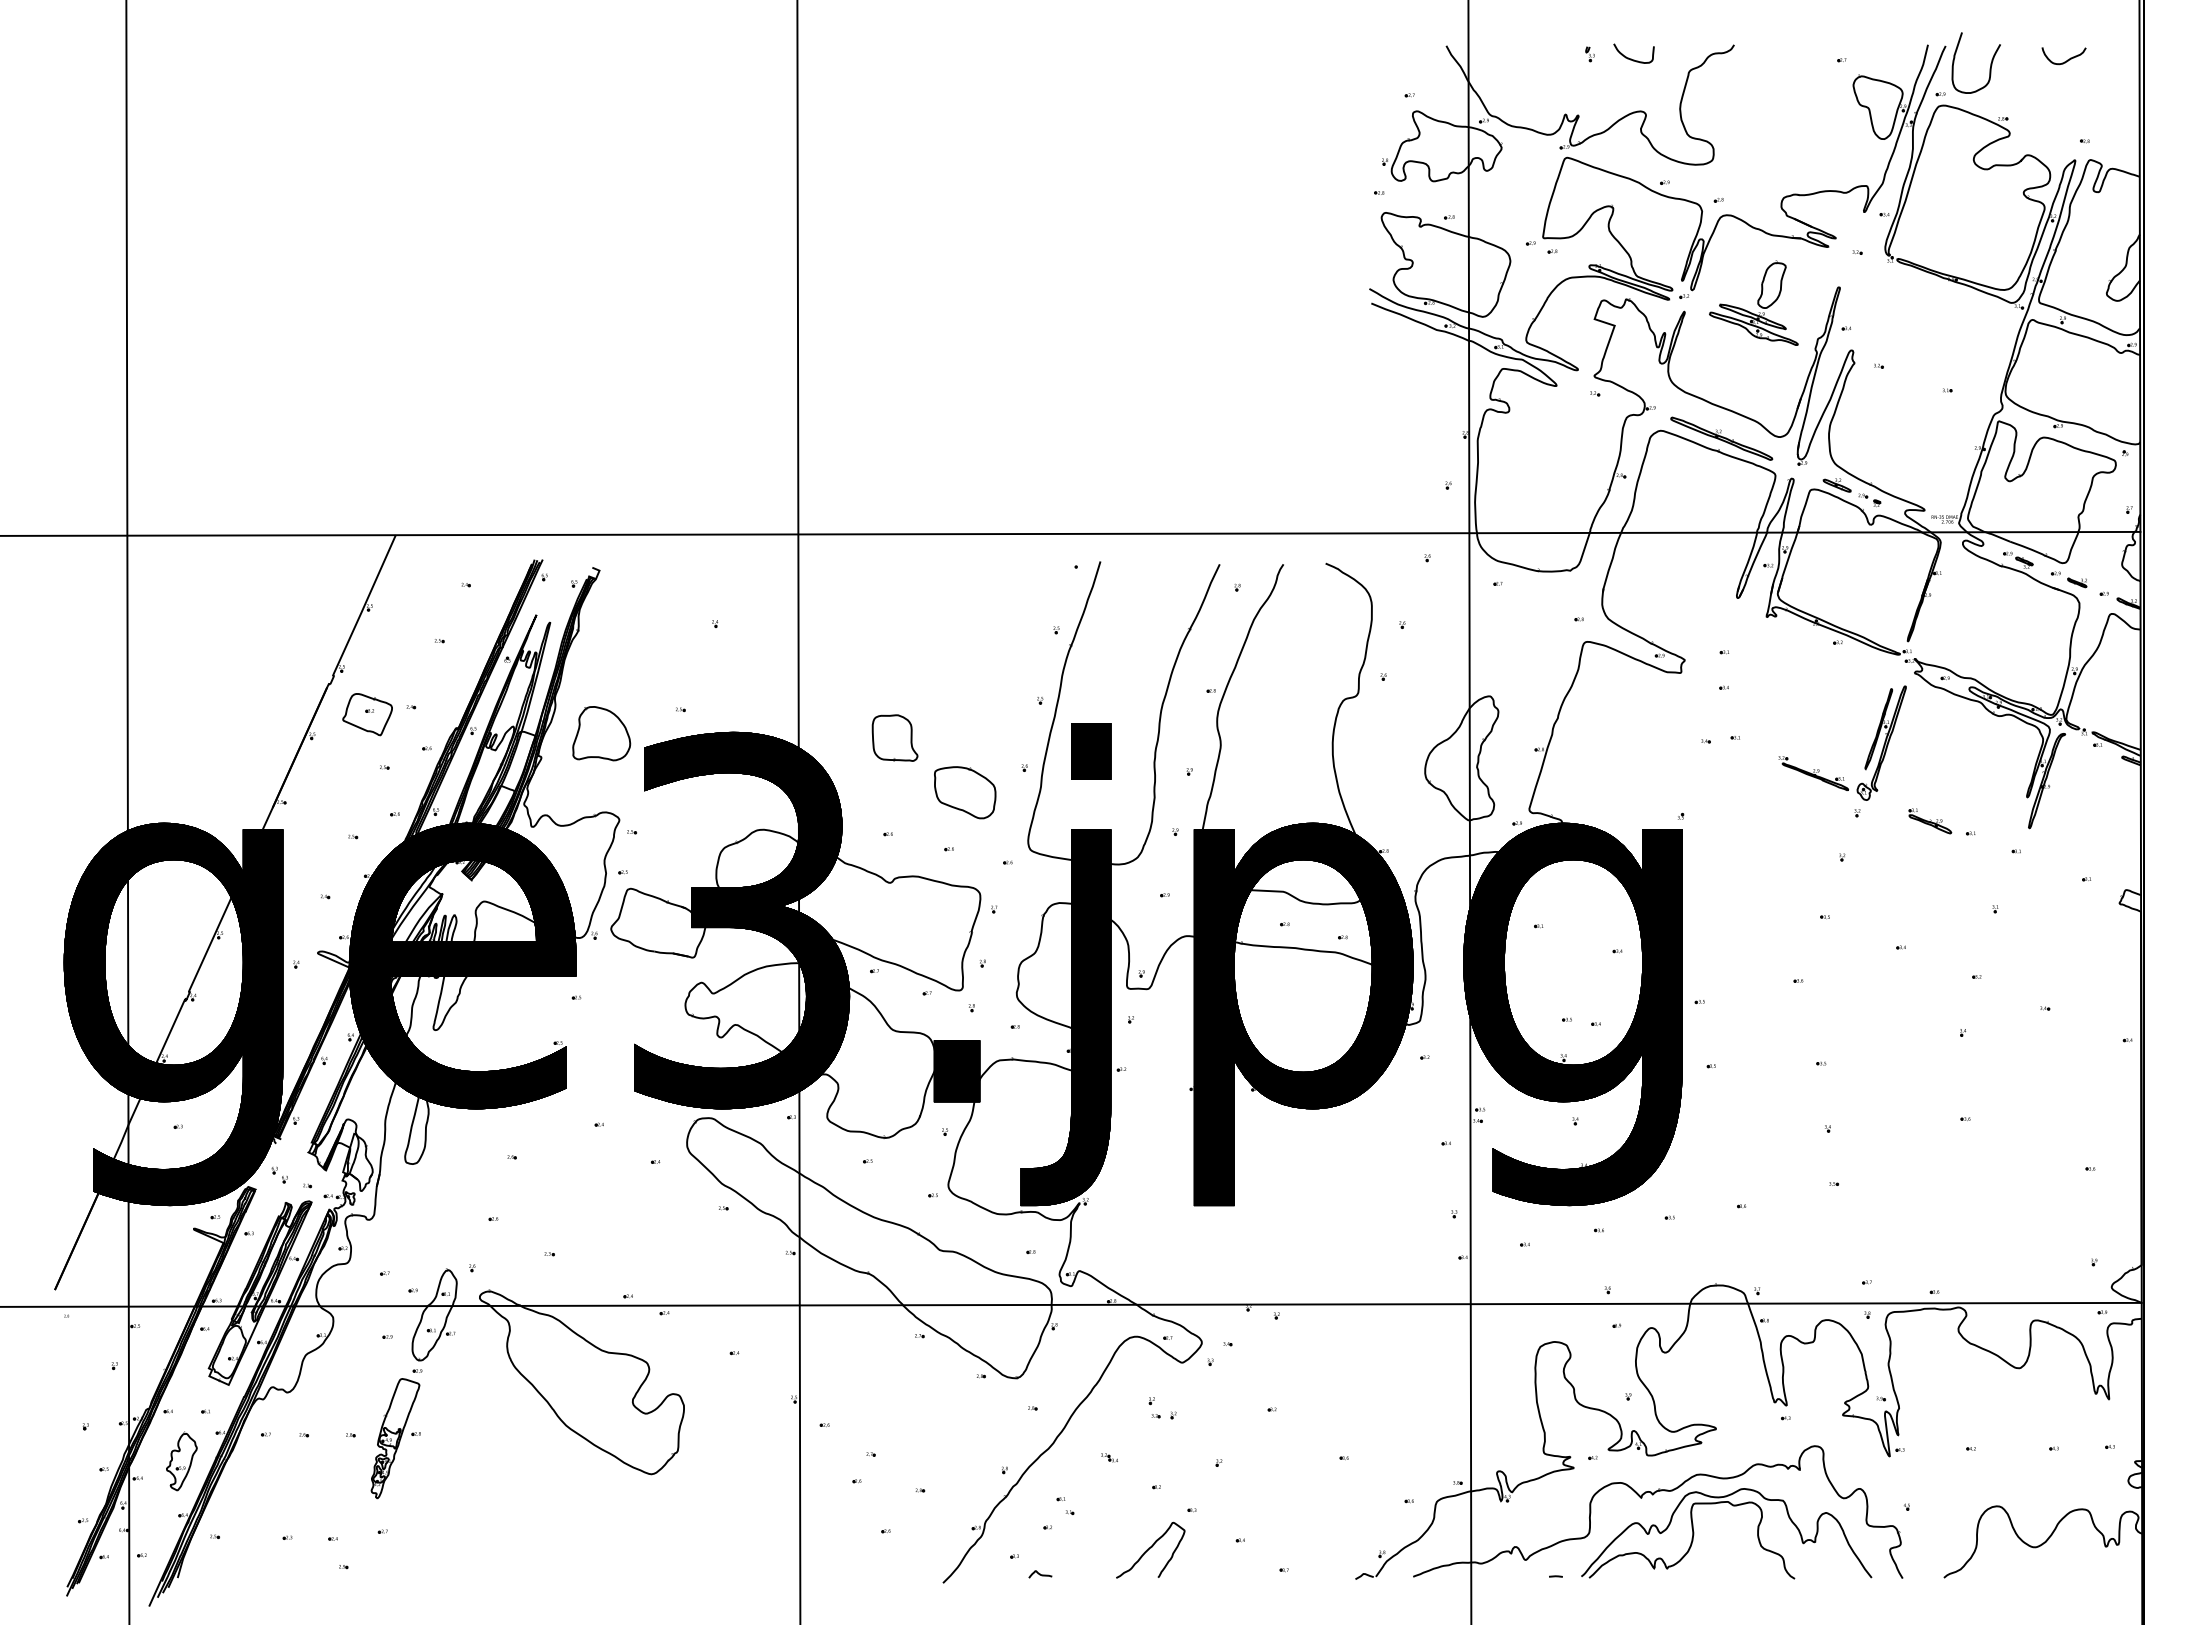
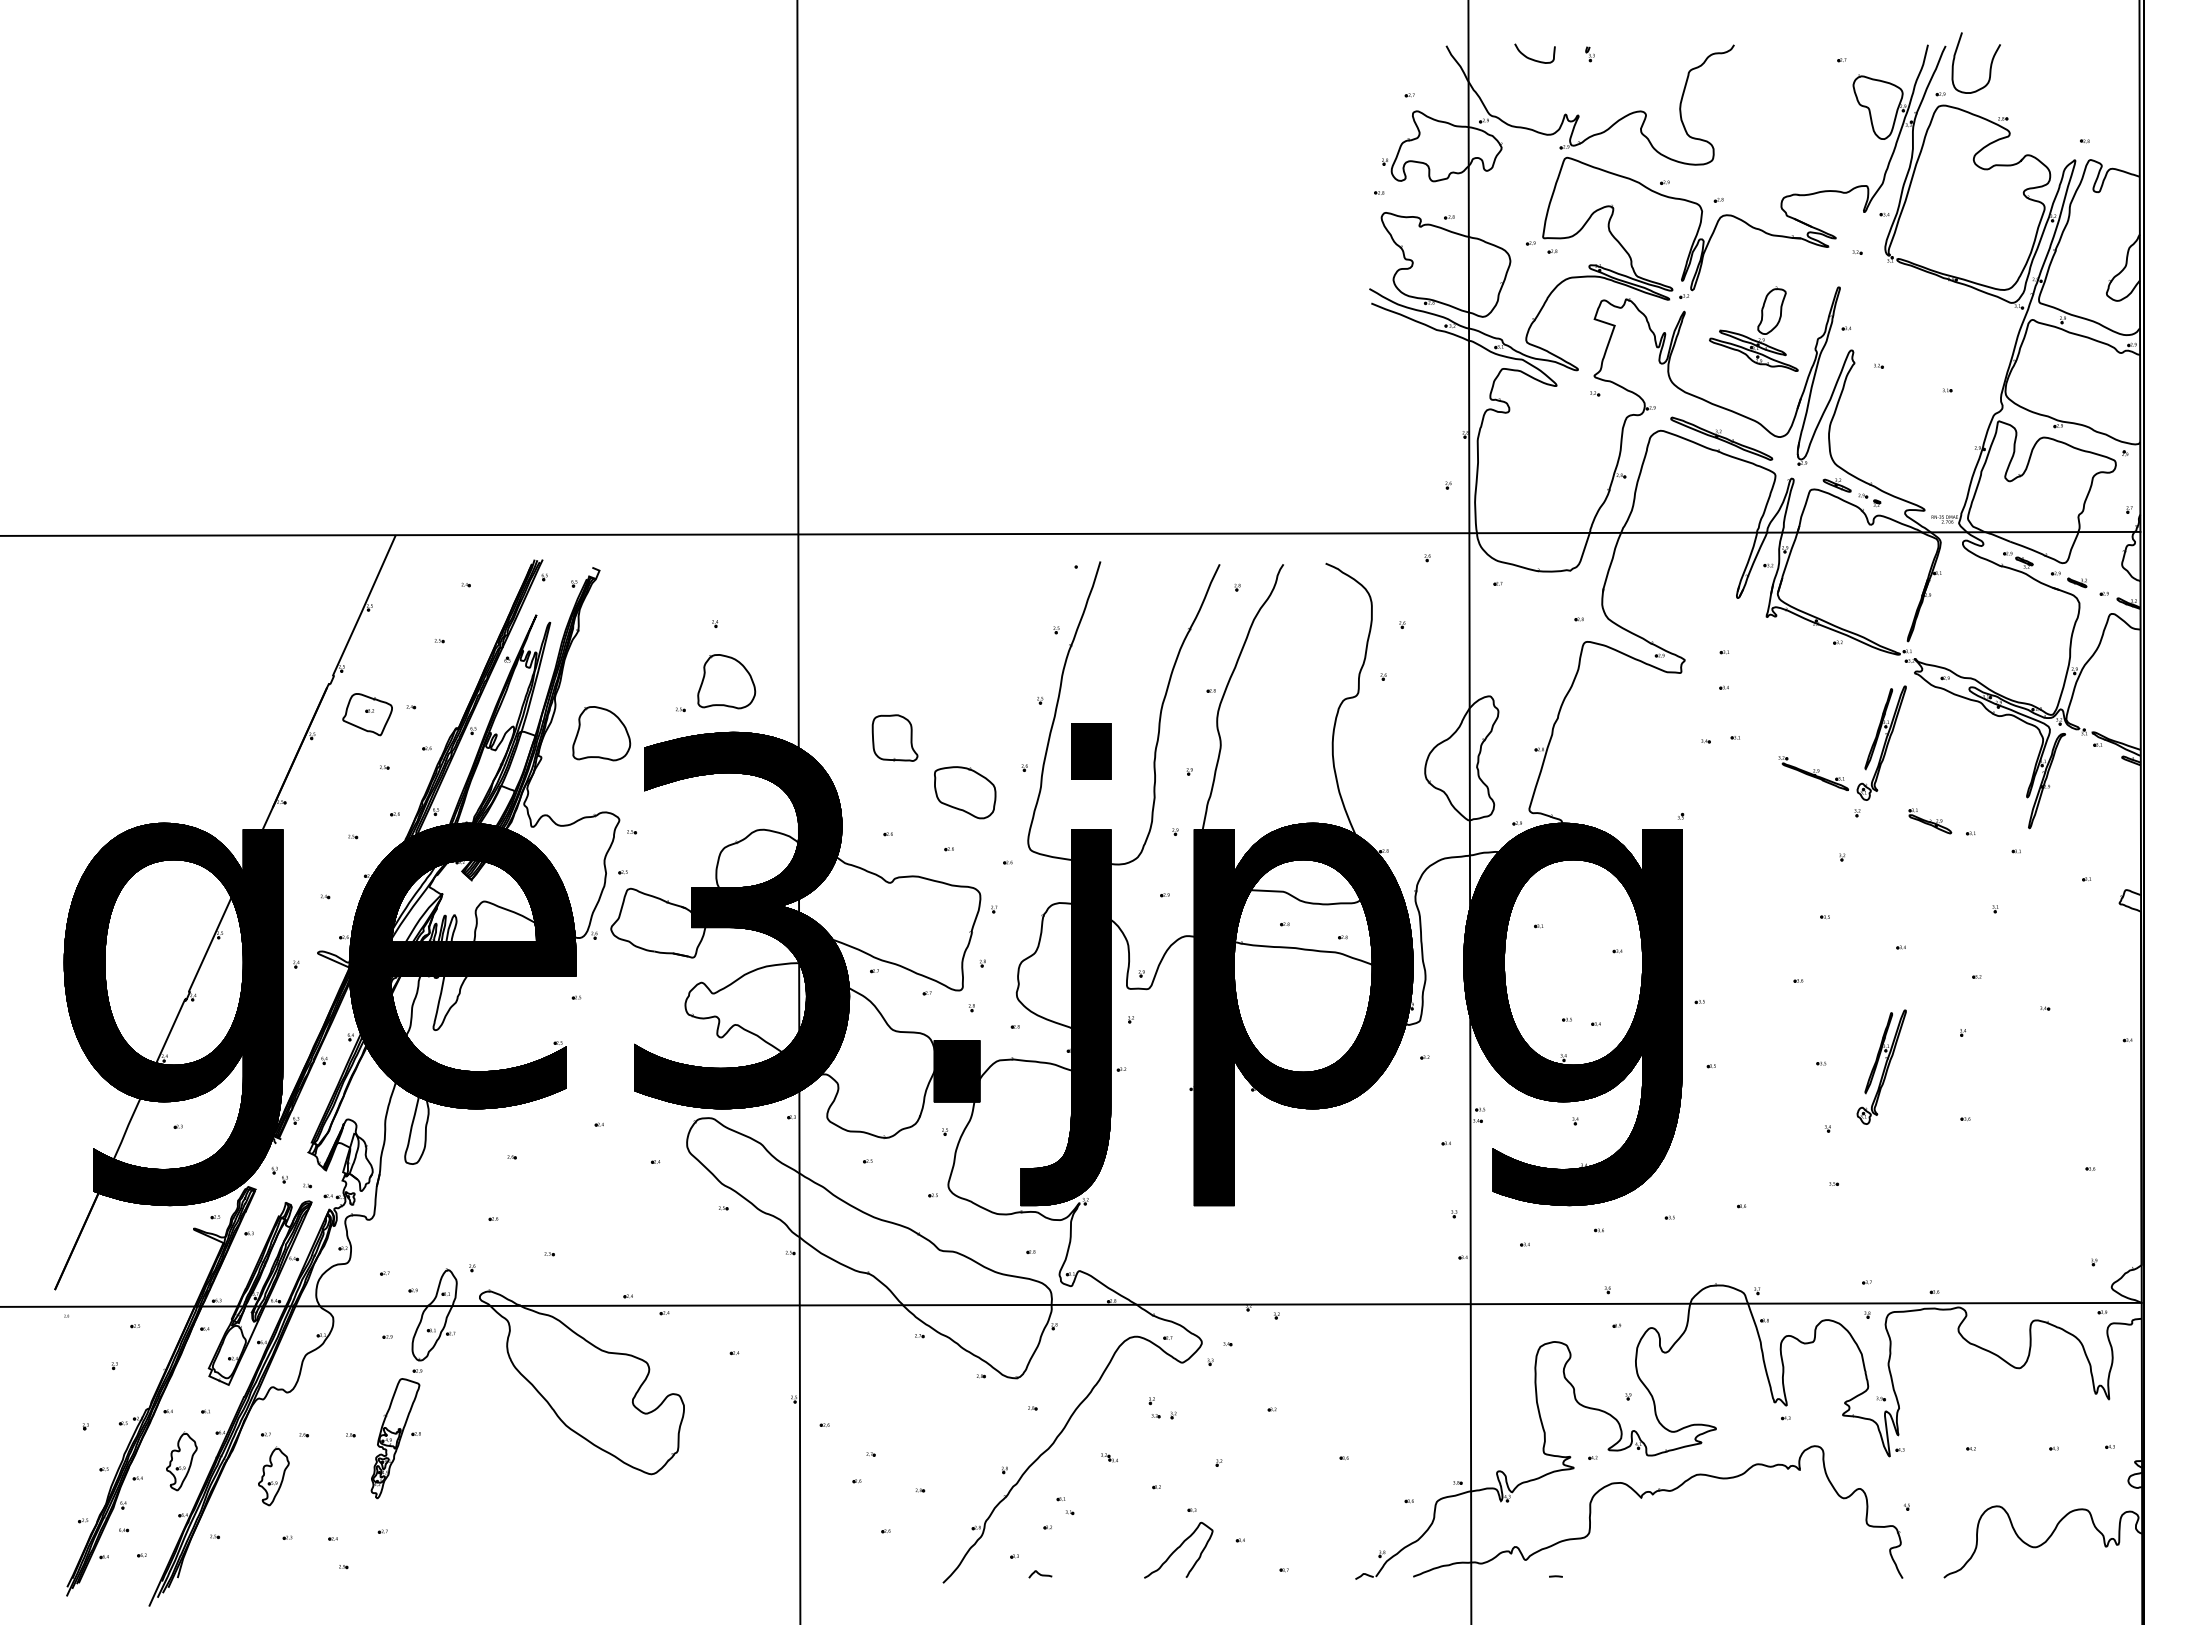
curve position: (1631, 58) -> (1532, 58) (1532, 58)
curve: present -> none (2067, 59)
part position: (1753, 302) -> (1753, 328) (1753, 328)
part: none -> present (726, 681)
line: present -> none (127, 811)
part: none -> present (1881, 1066)
part: none -> present (273, 1476)
part: present -> none (1733, 1506)
curve position: (1150, 1548) -> (1178, 1548) (1178, 1548)
